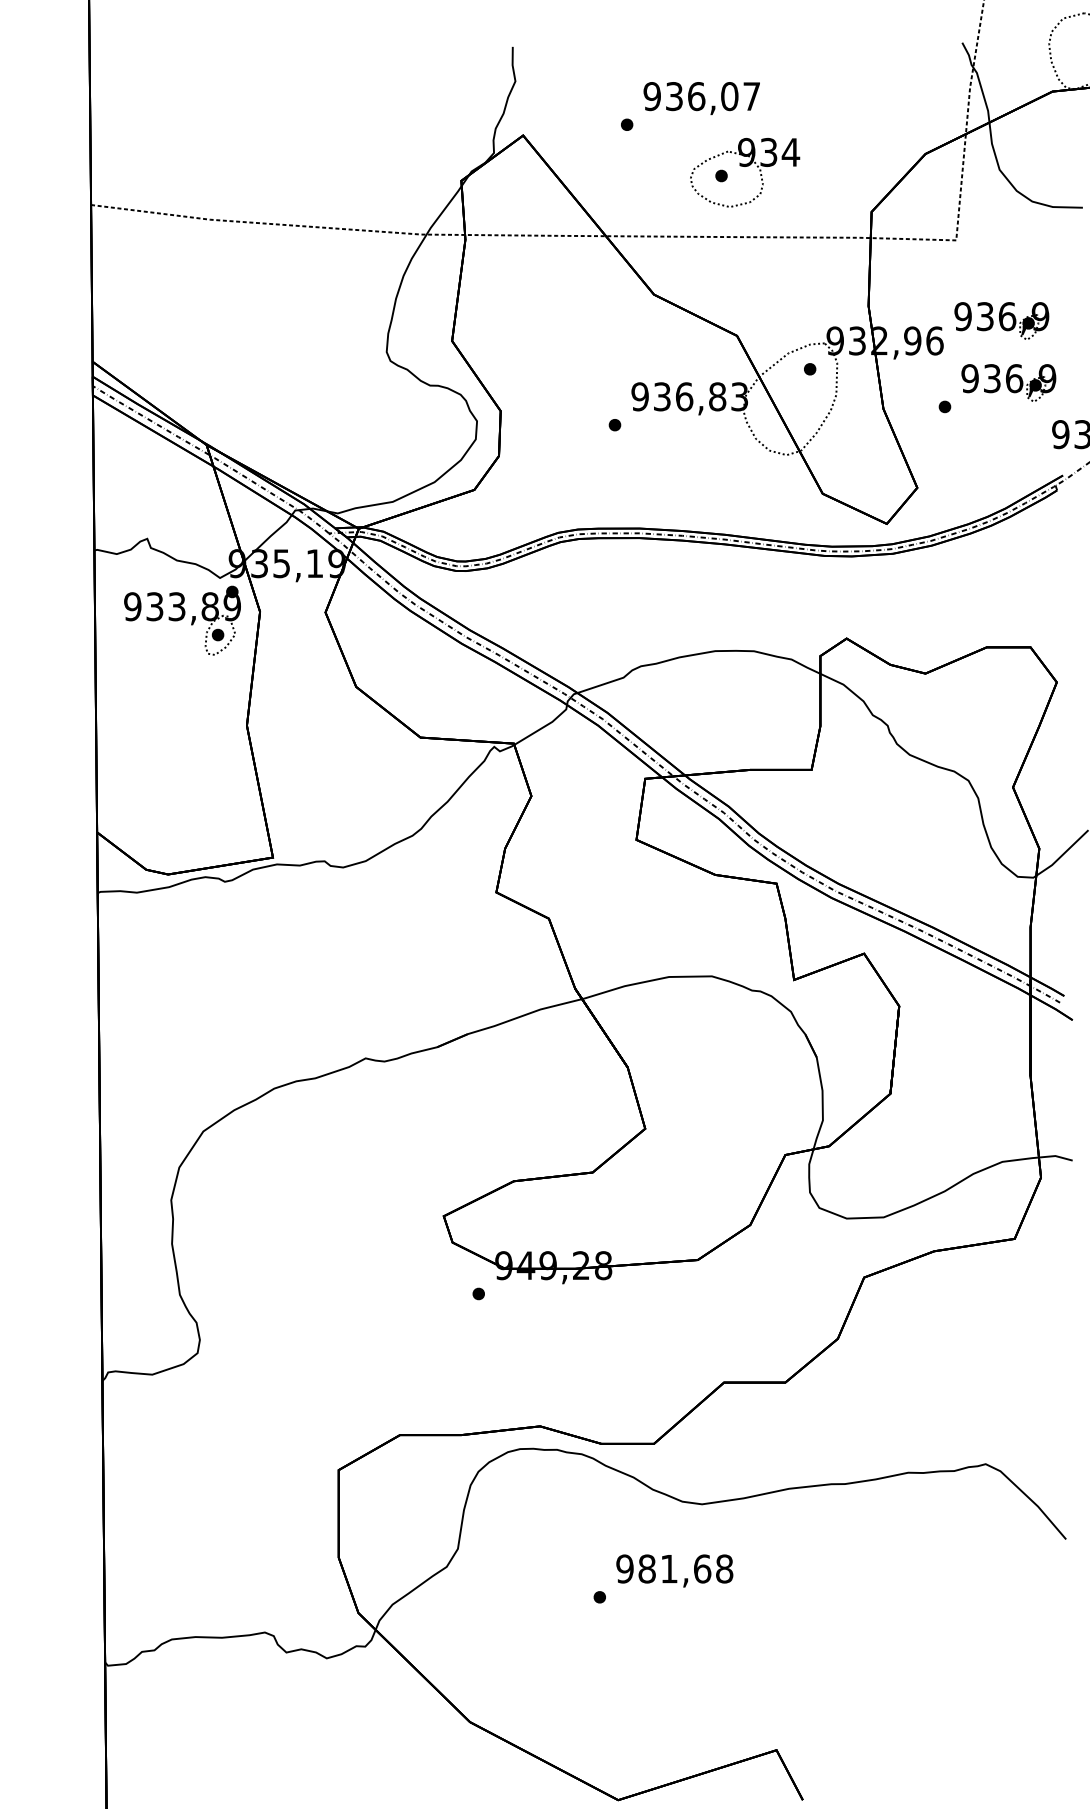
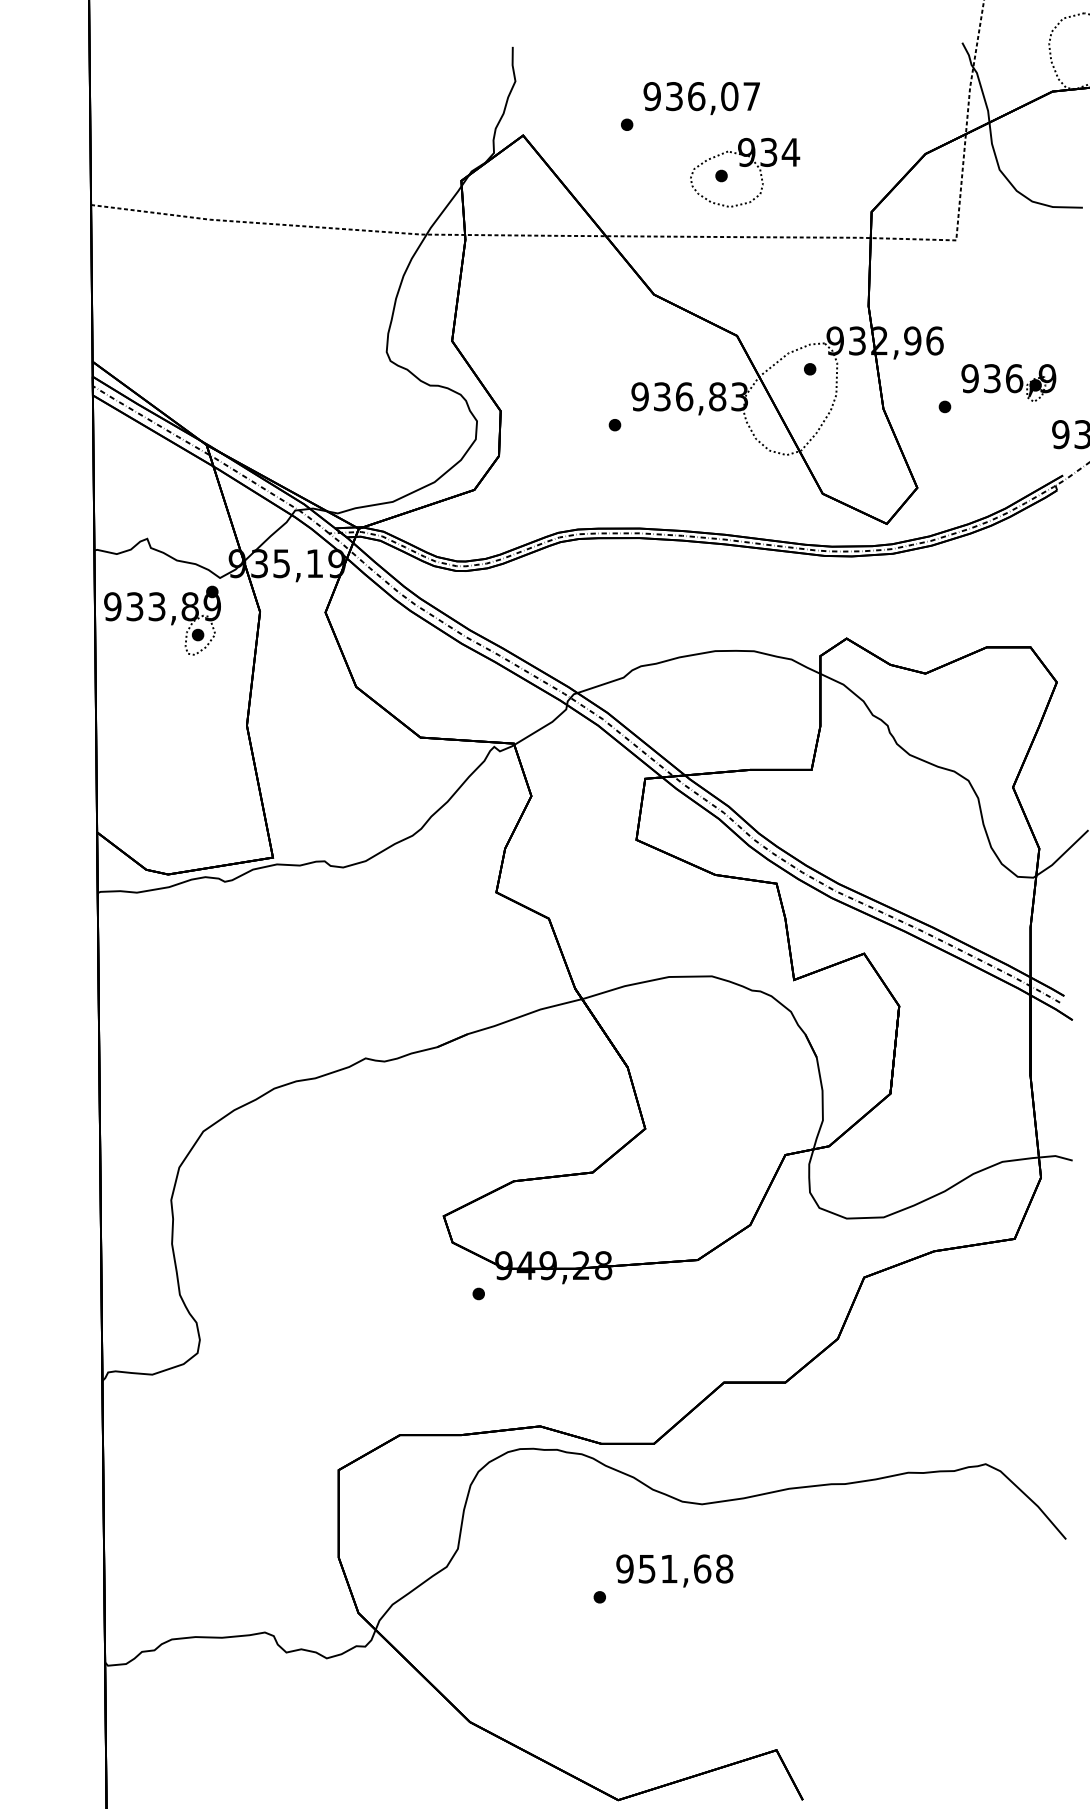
part: present -> none (1001, 320)
part position: (182, 620) -> (162, 620) (162, 620)
text: 981,68 -> 951,68 (646, 1568)
